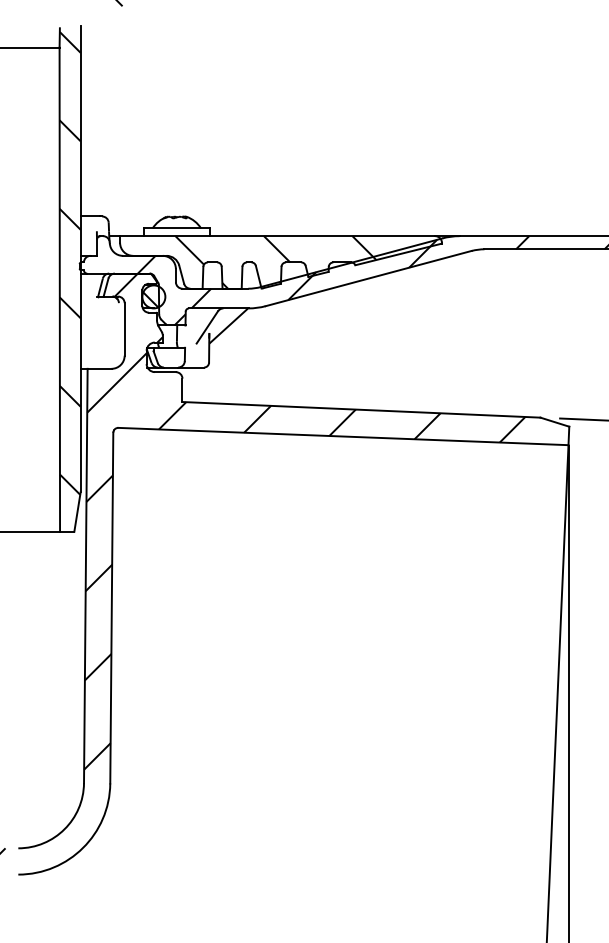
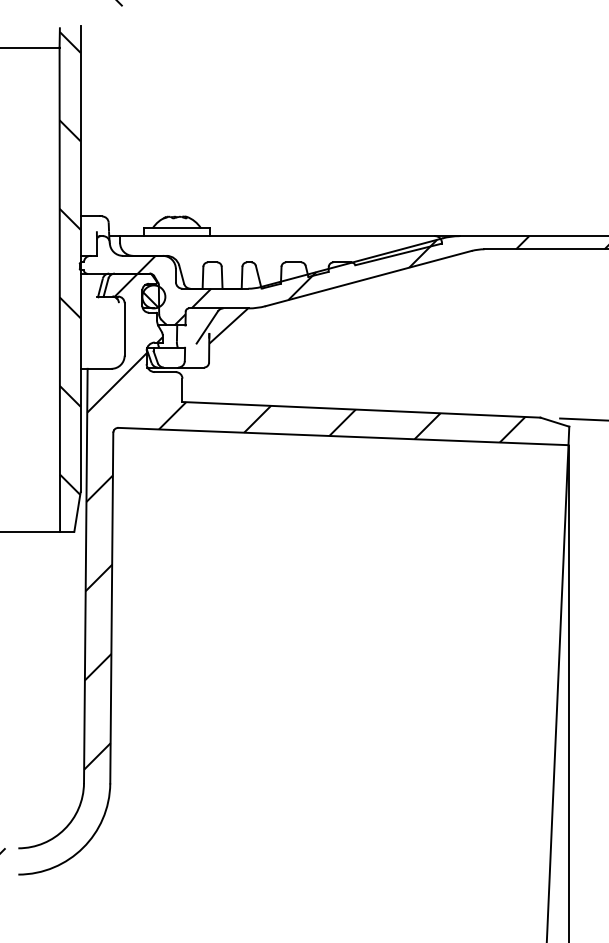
hatch: present -> none (275, 262)
